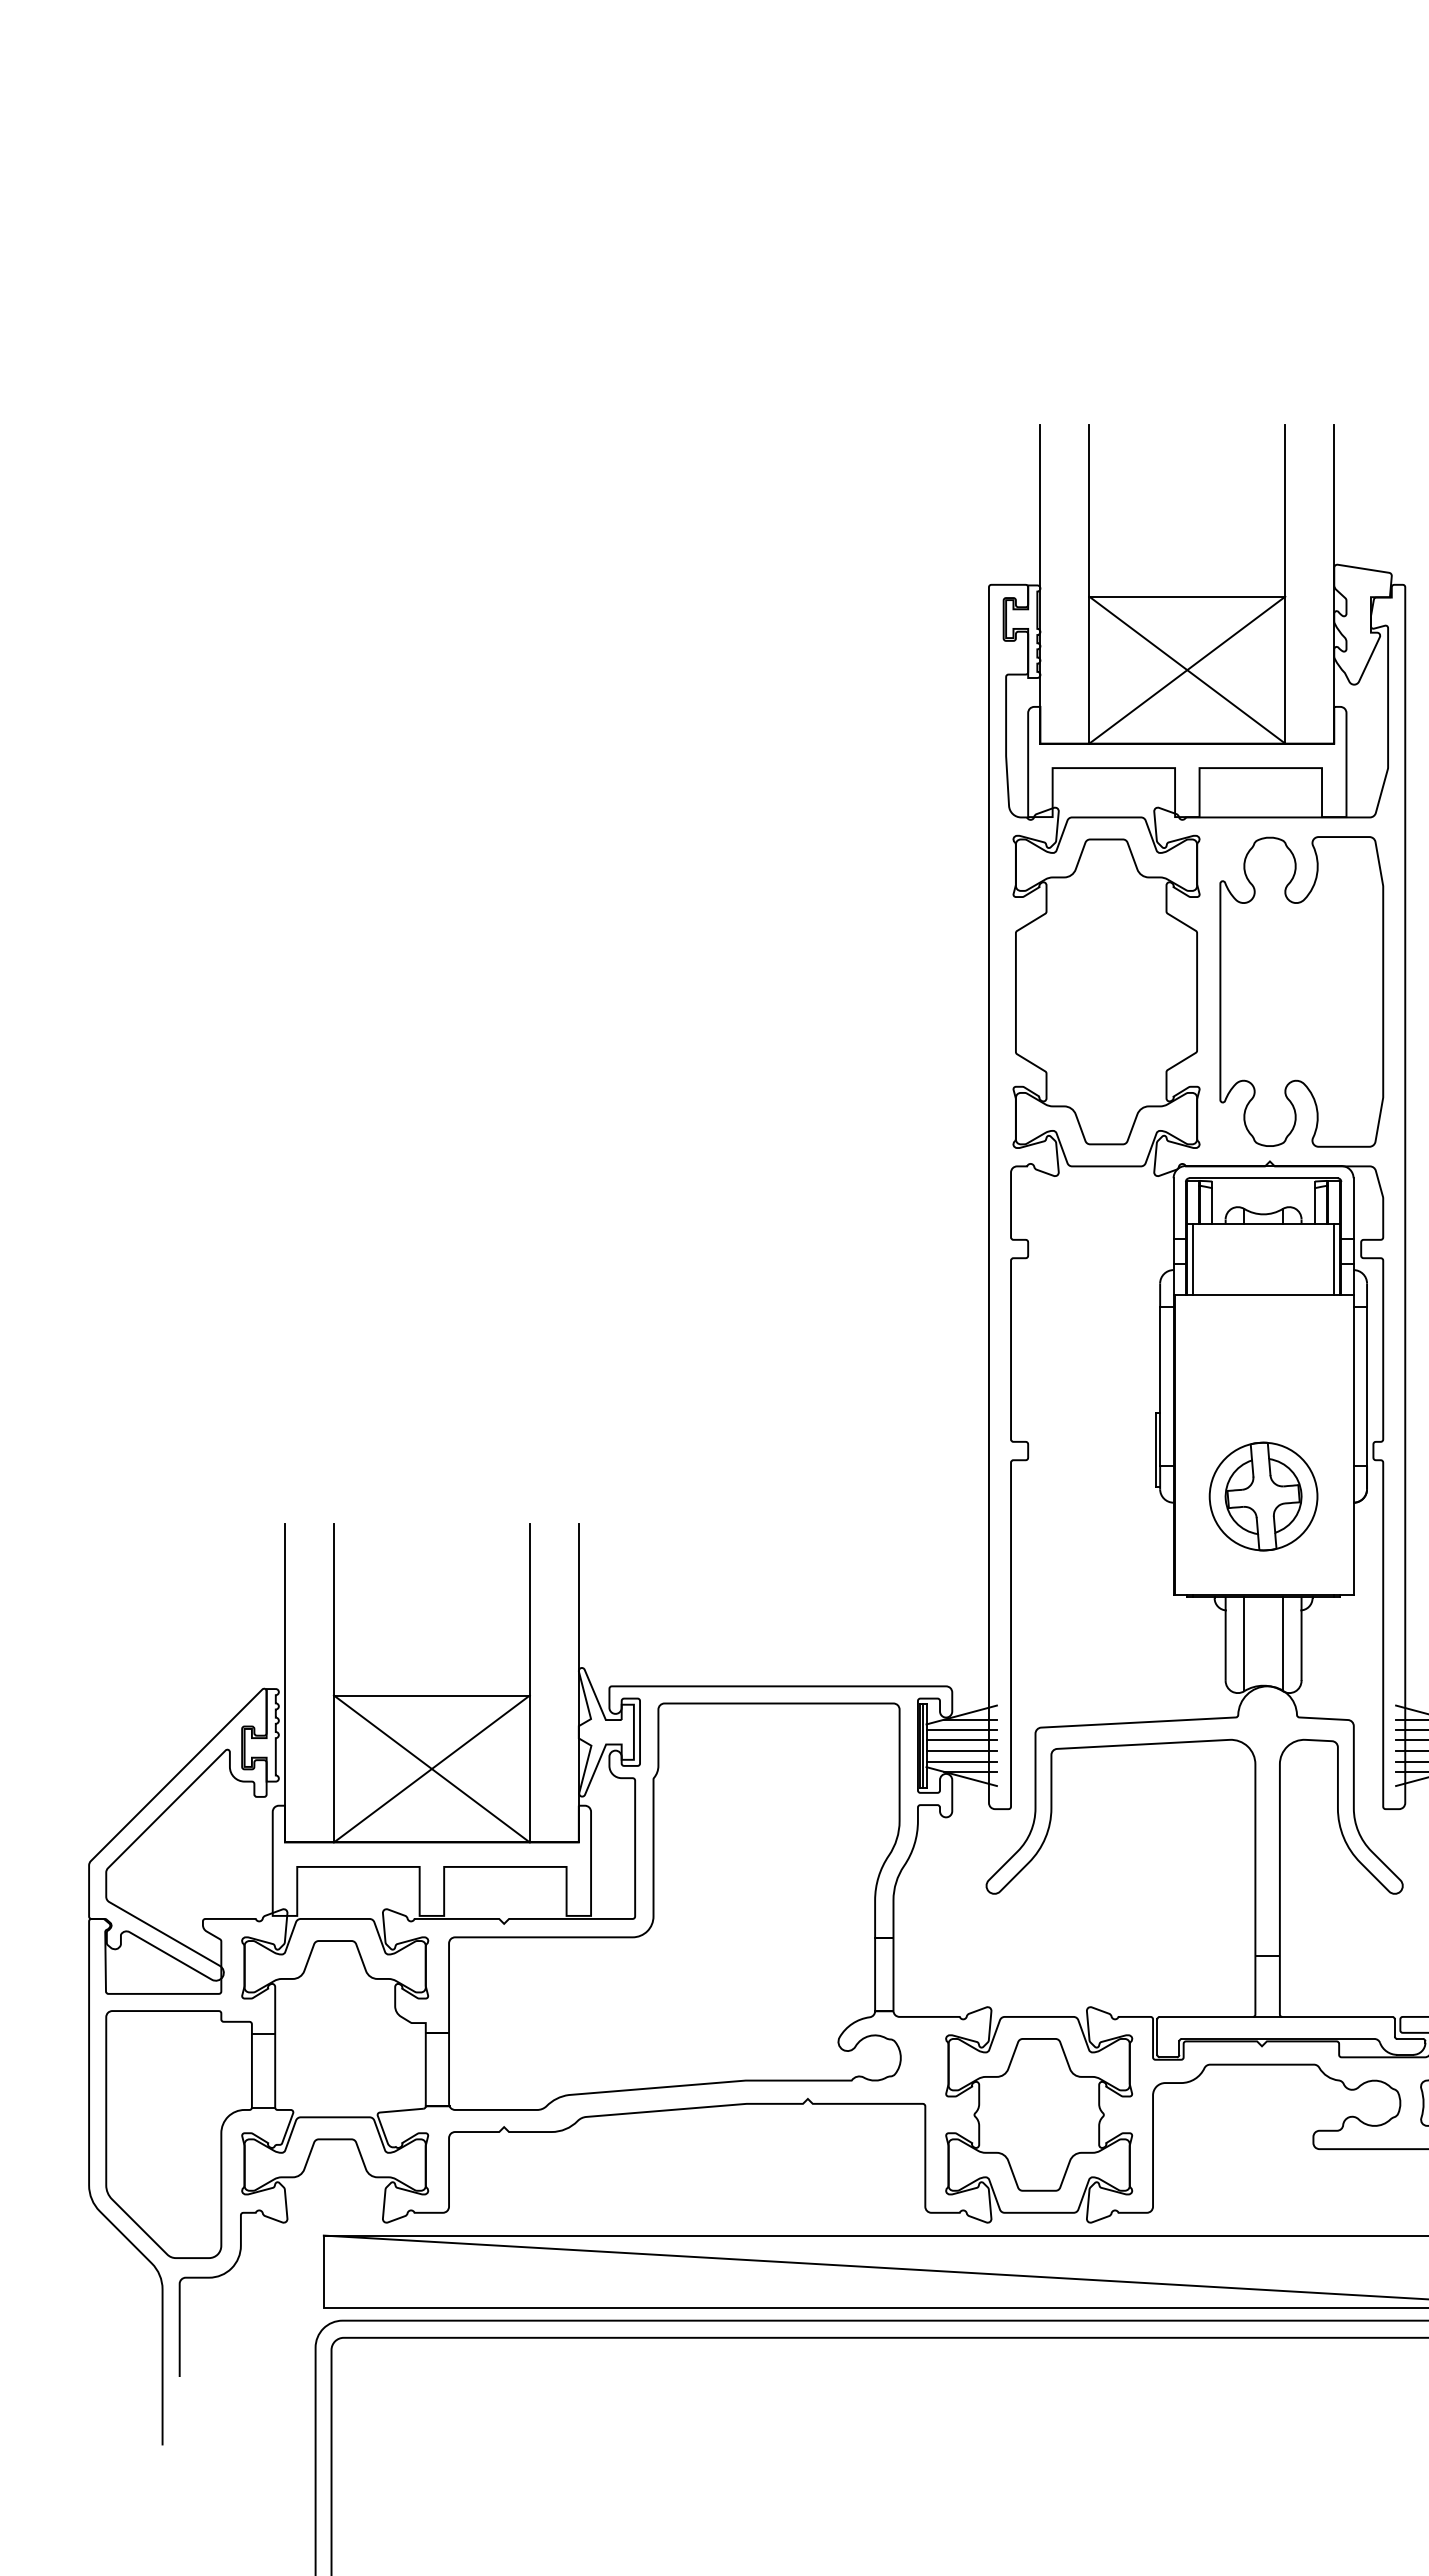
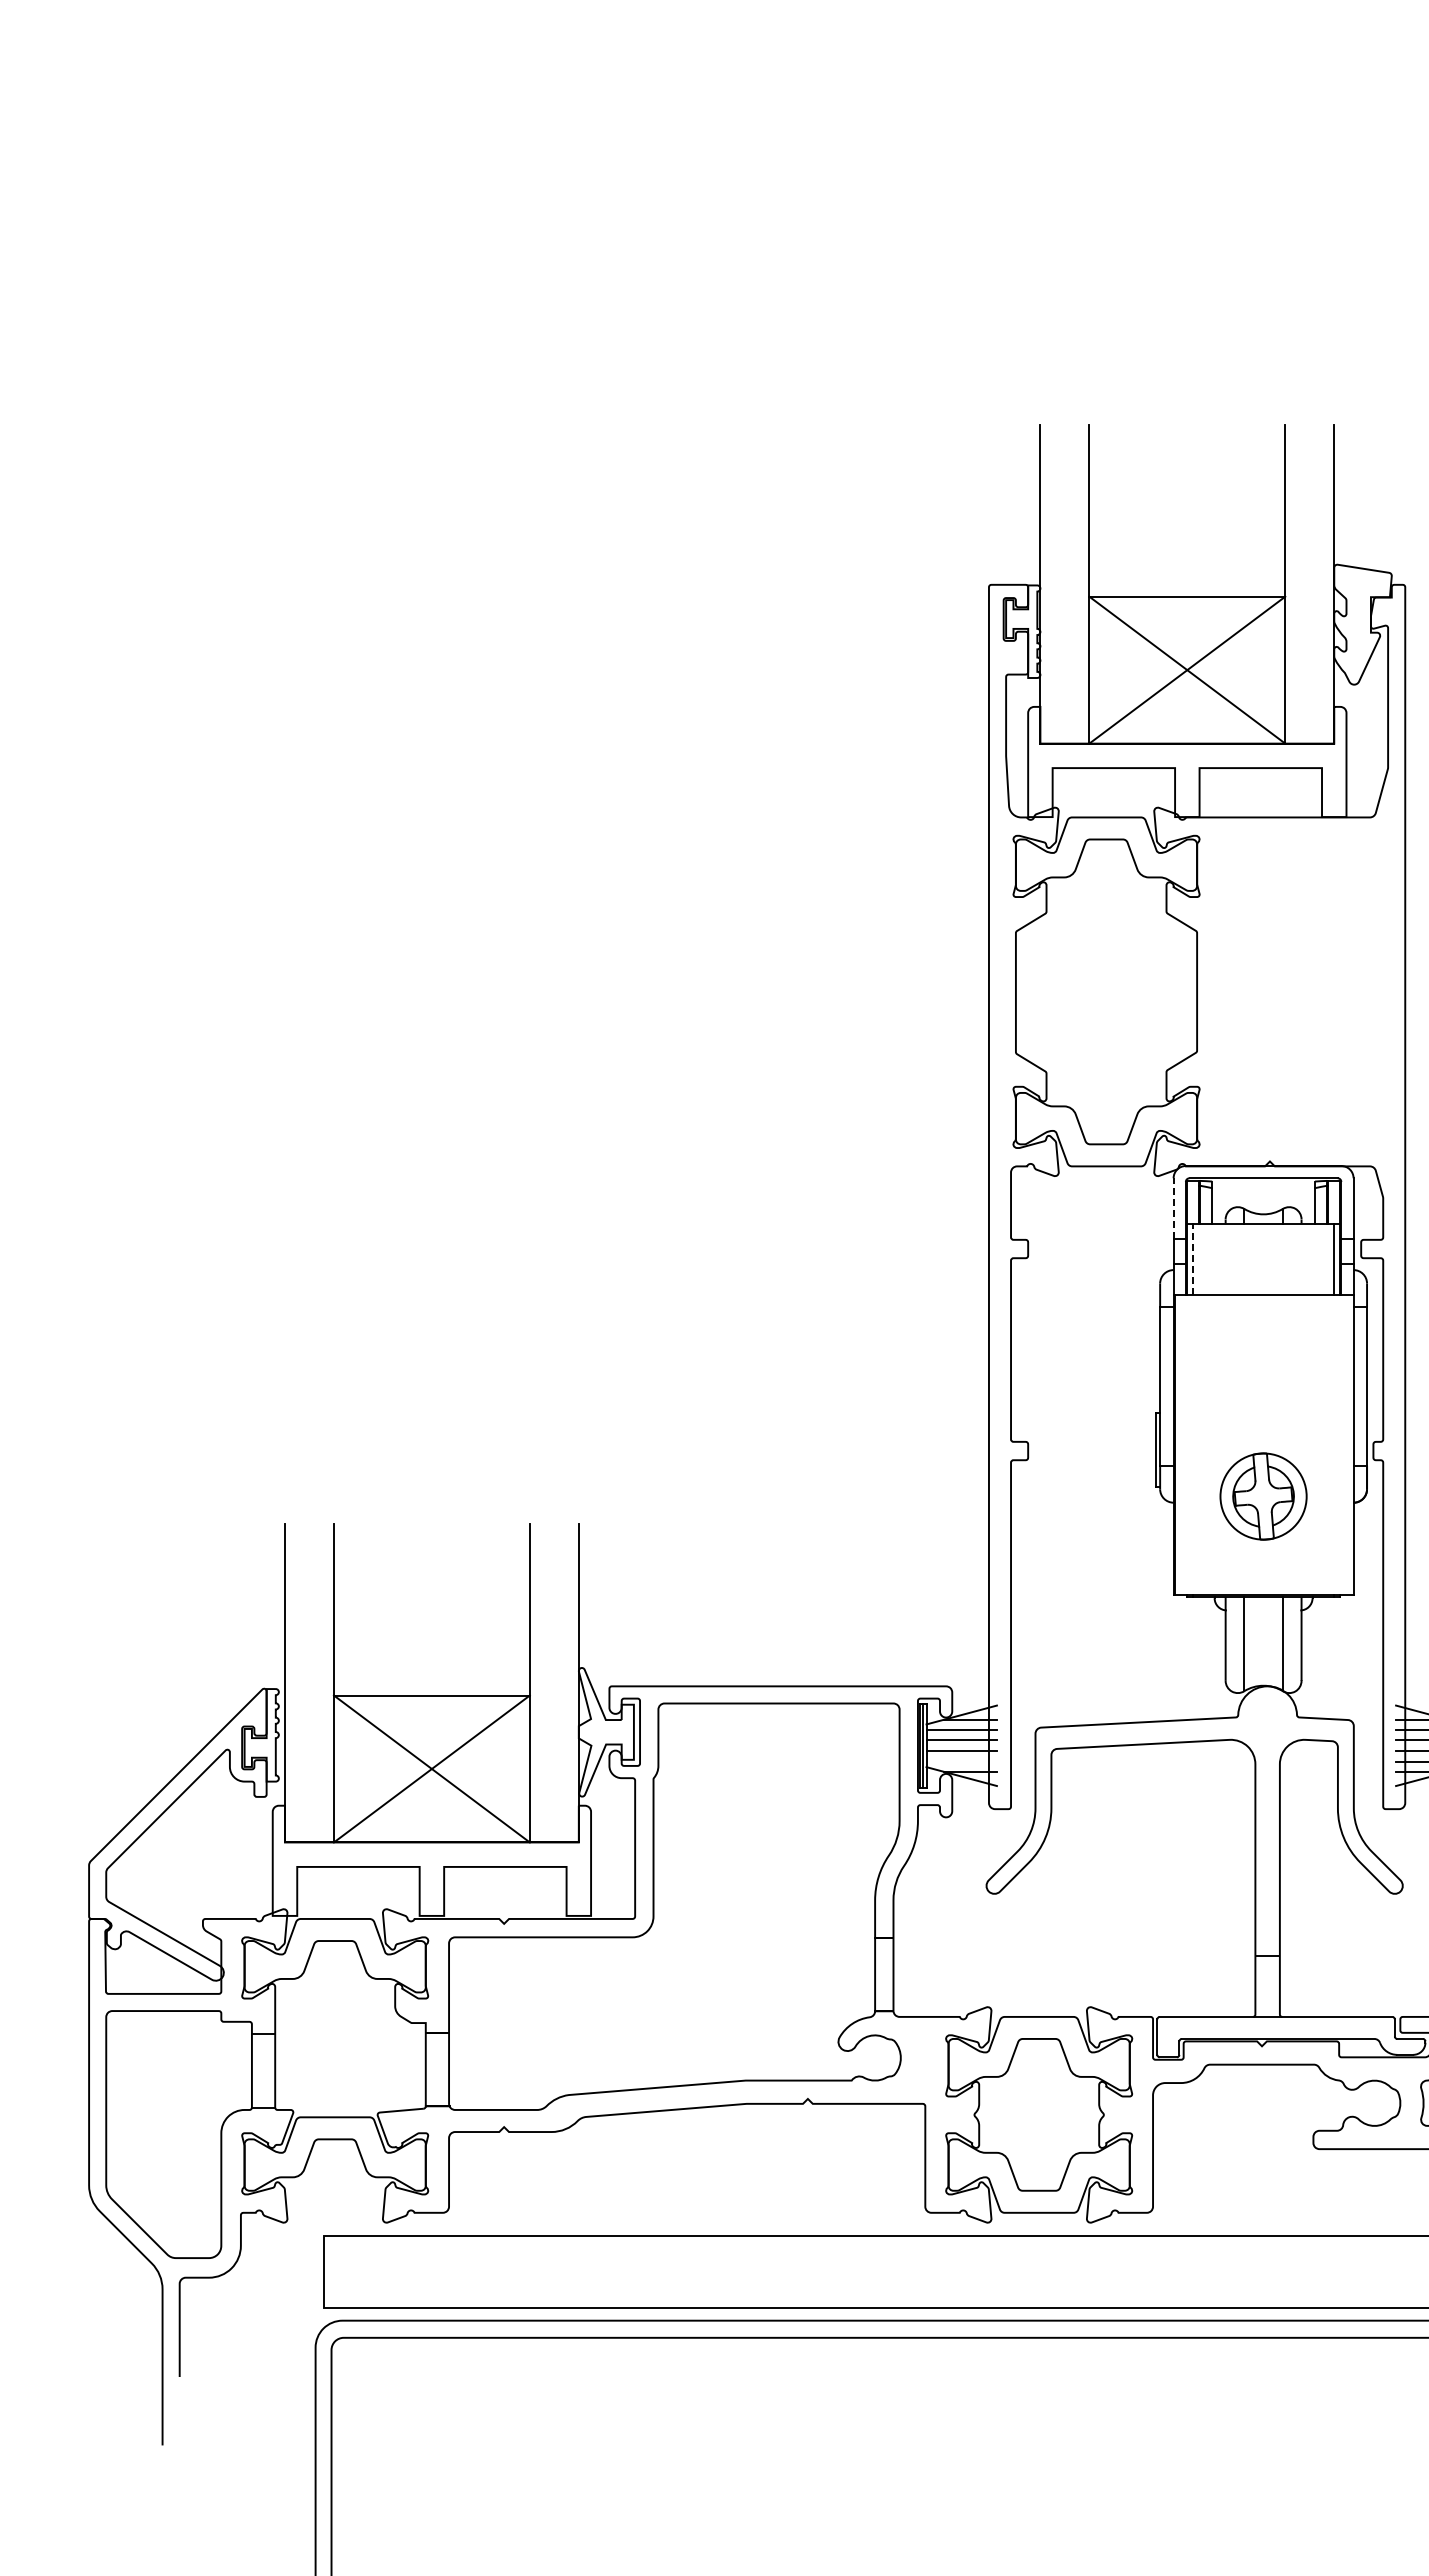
part: present -> none (1301, 991)
line: solid -> dashed (1173, 1208)
line: solid -> dashed (1193, 1259)
part size: 111x111 px -> 89x89 px (1263, 1496)
line: present -> none (961, 1761)
line: present -> none (874, 2267)
